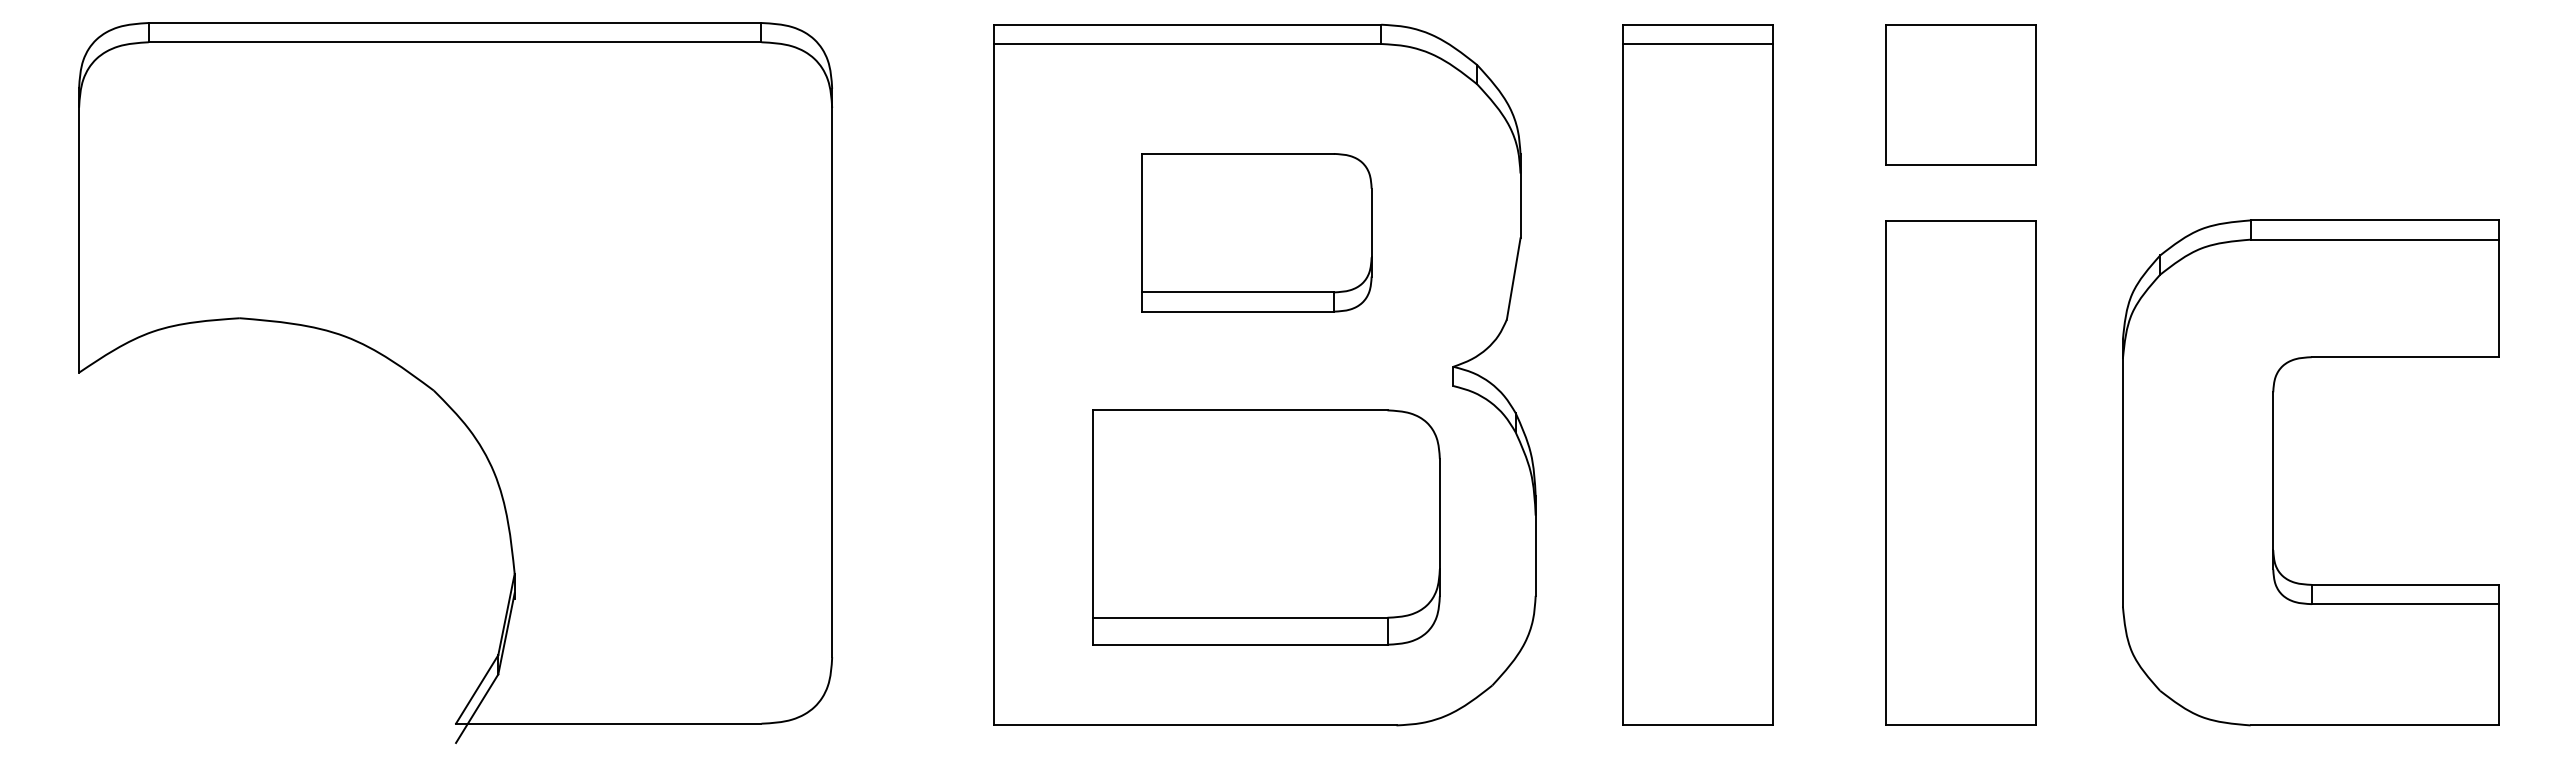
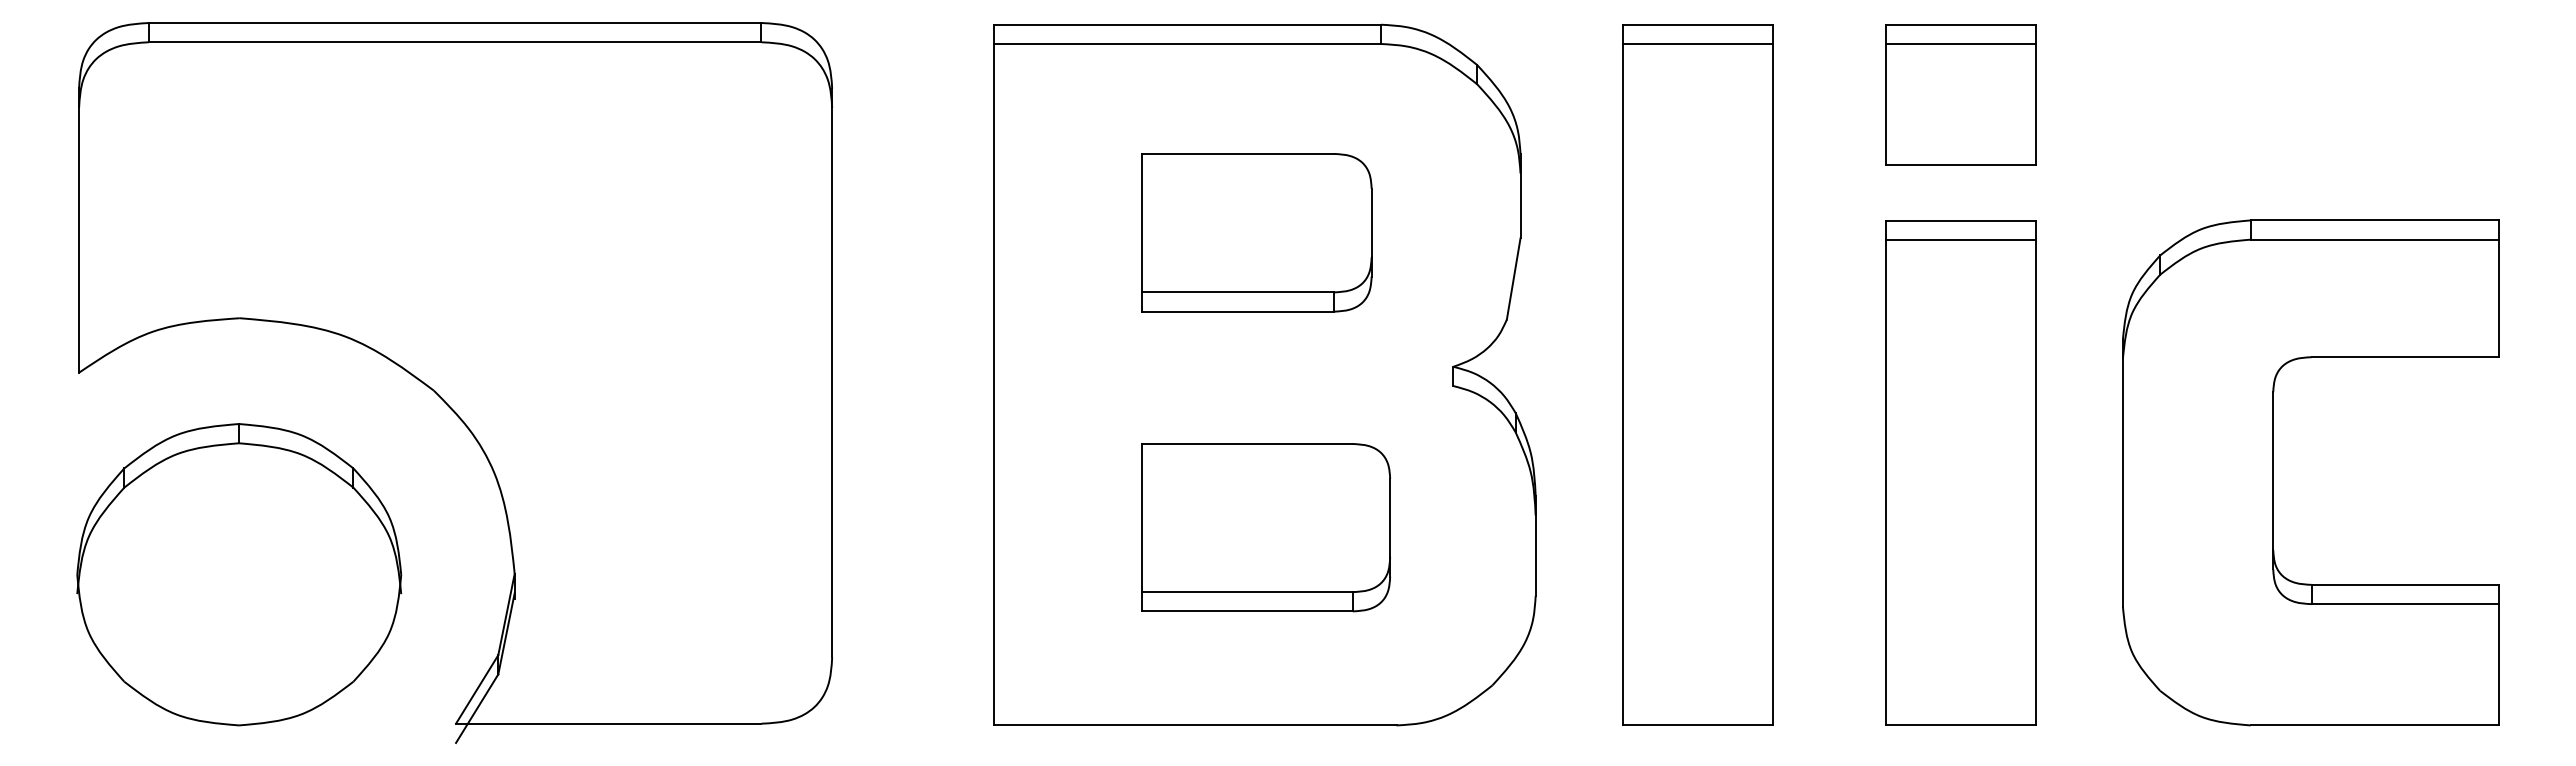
line: none -> present (1960, 44)
line: none -> present (1960, 240)
part size: 349x237 px -> 250x170 px (1265, 527)
part: none -> present (239, 574)
